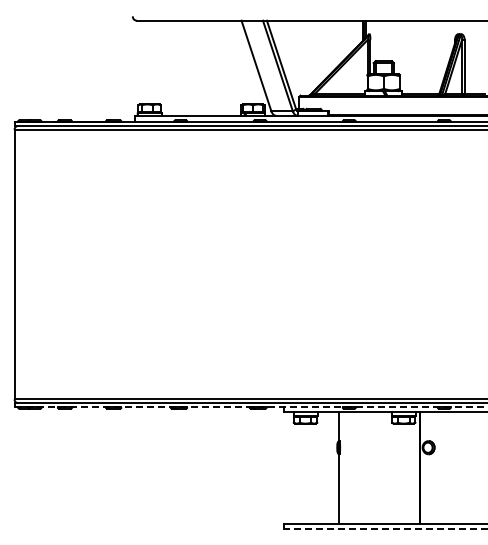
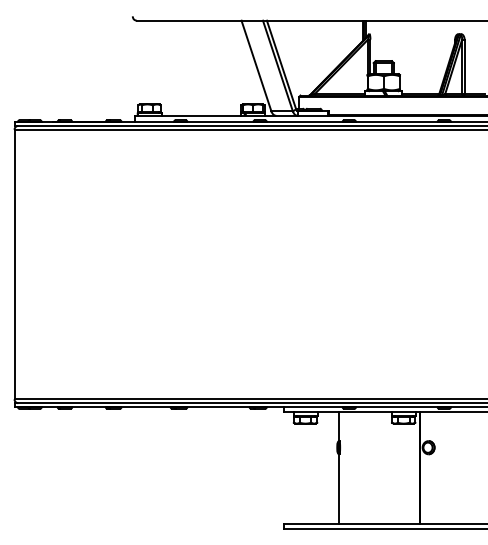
line: dashed -> solid (251, 407)
line: dashed -> solid (386, 528)
